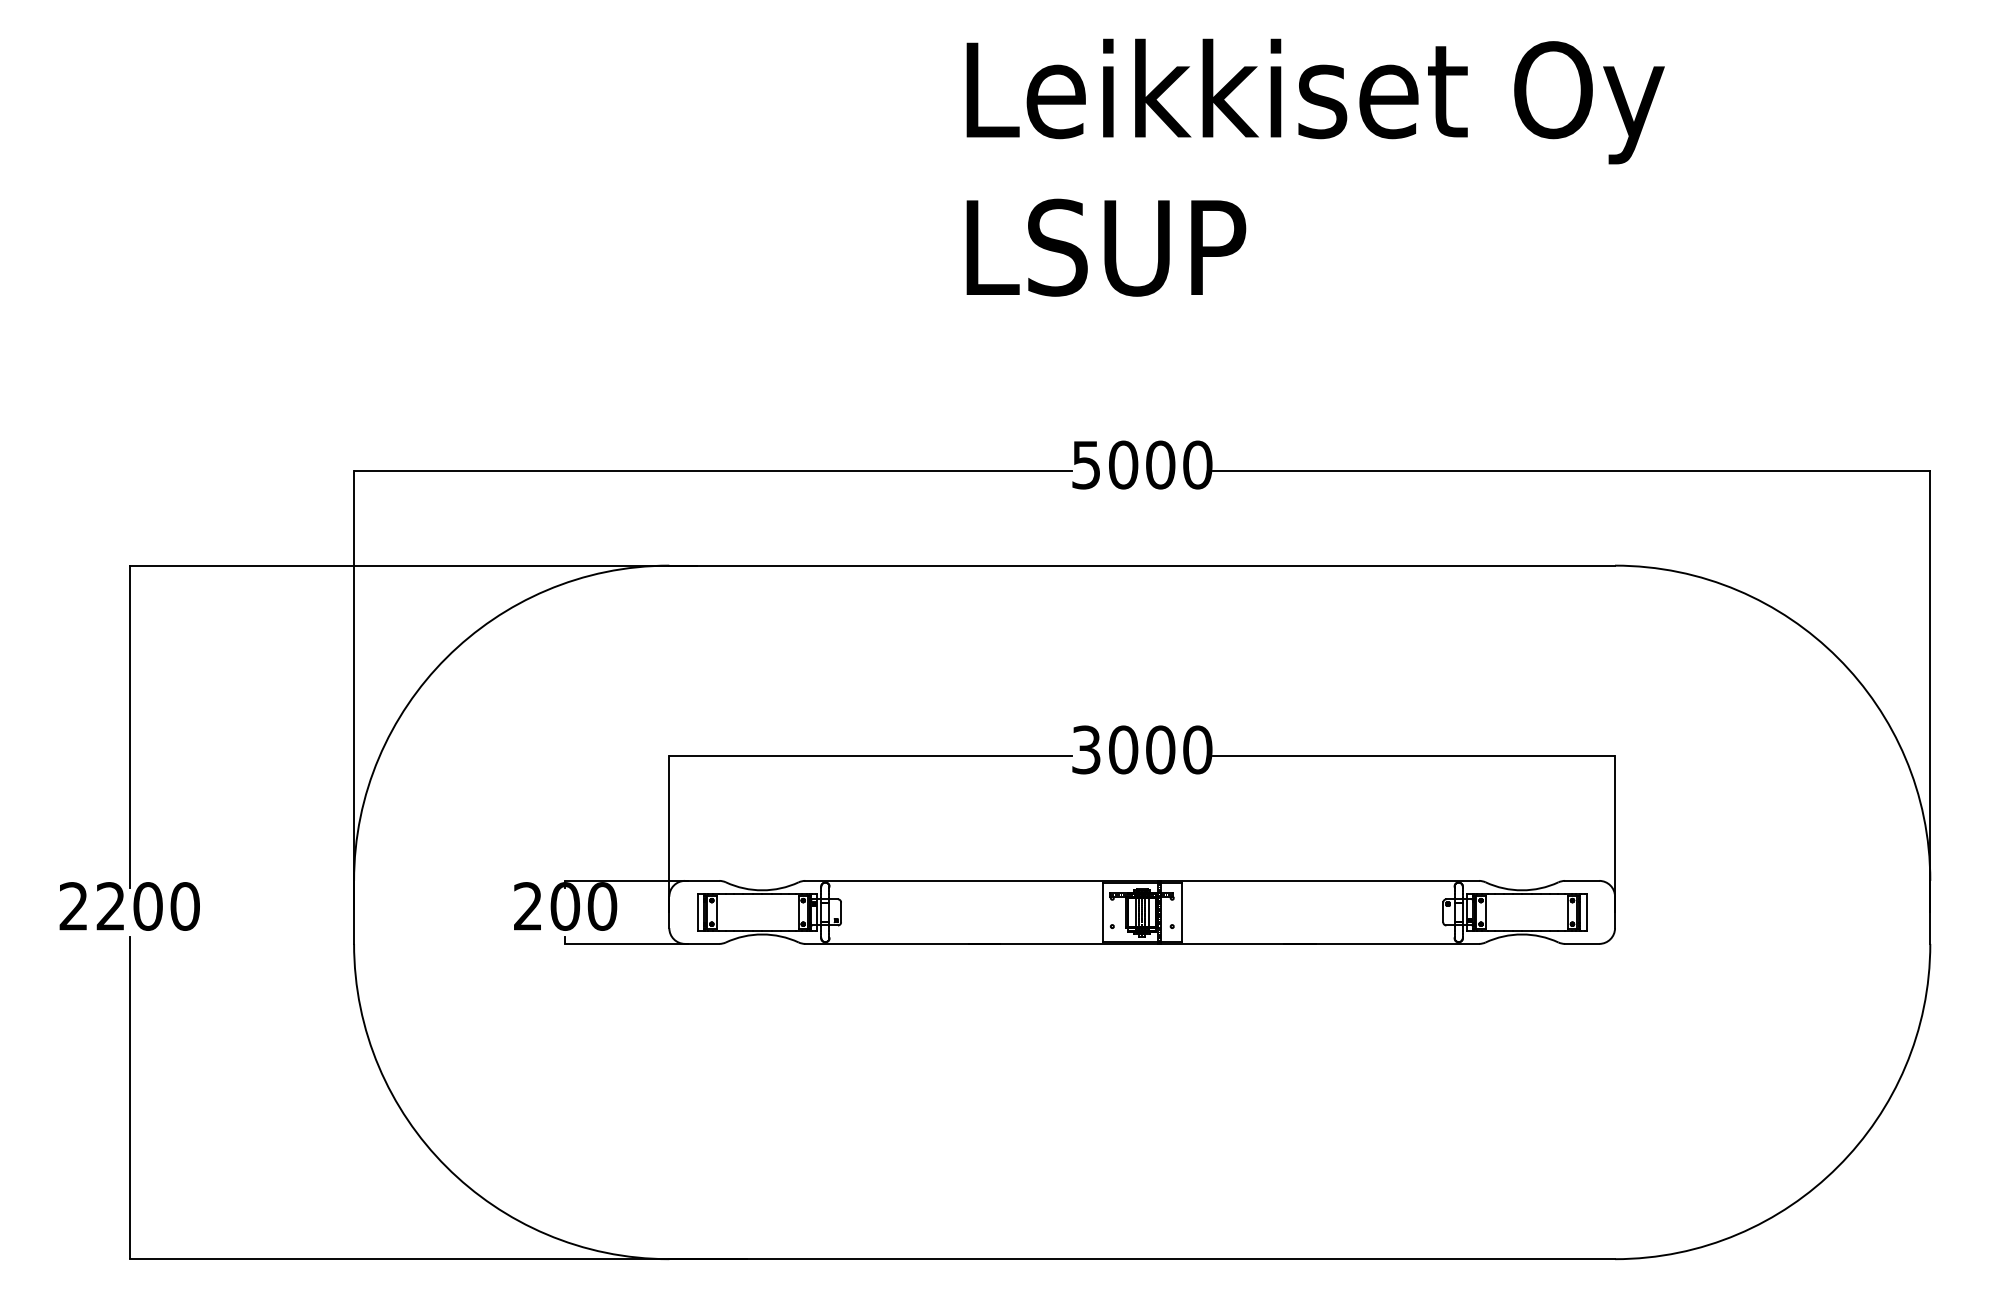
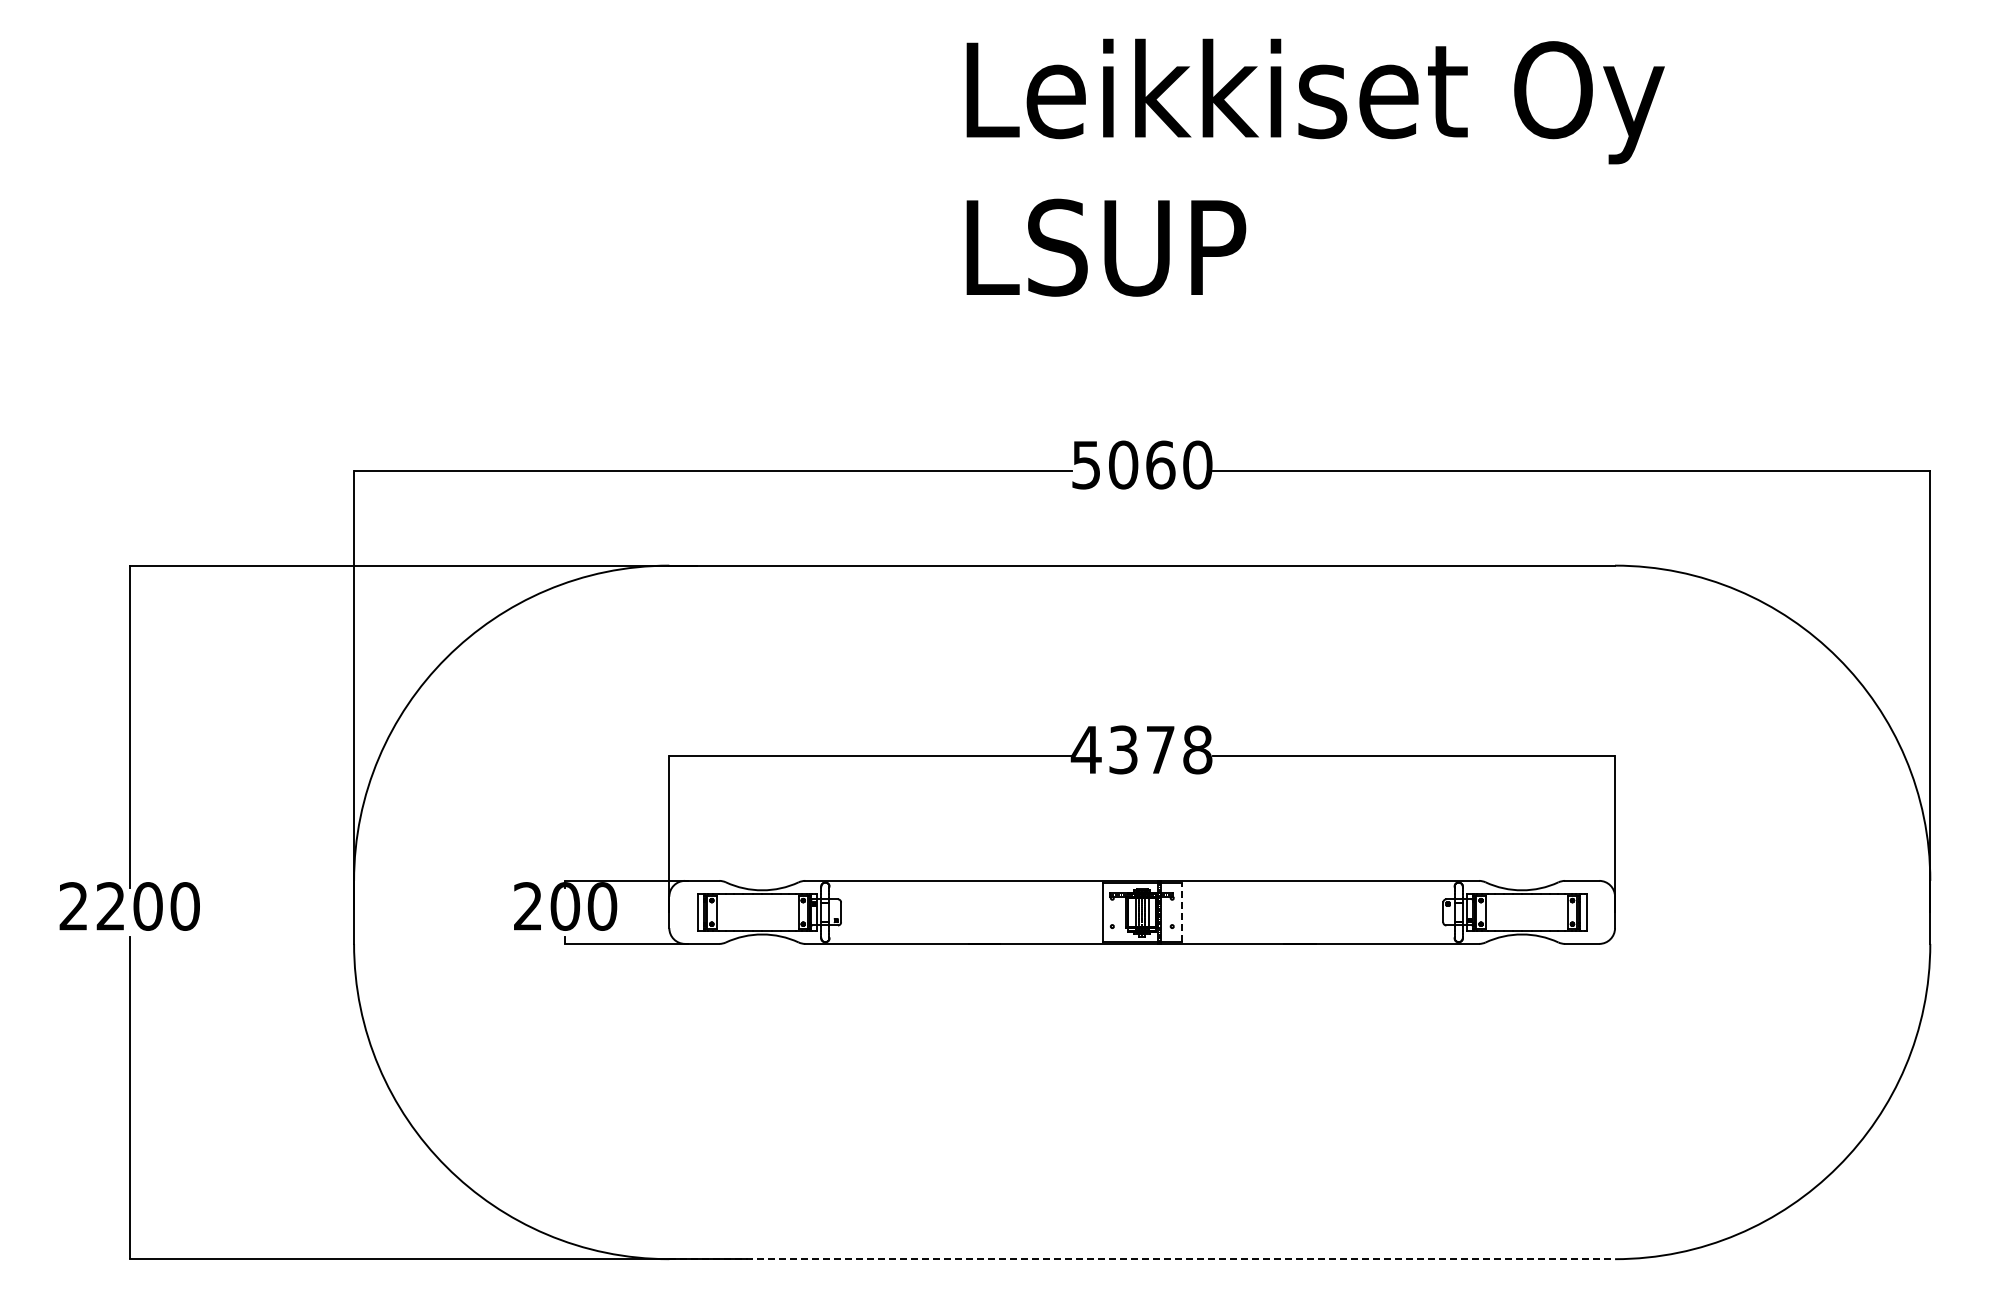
text: 5000 -> 5060 (1160, 464)
text: 3000 -> 4378 (1141, 749)
line: solid -> dashed (1181, 911)
line: solid -> dashed (1142, 1259)
